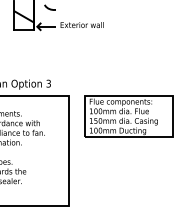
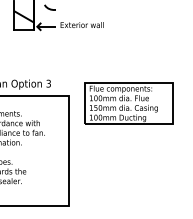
part position: (128, 116) -> (128, 103) (128, 103)
